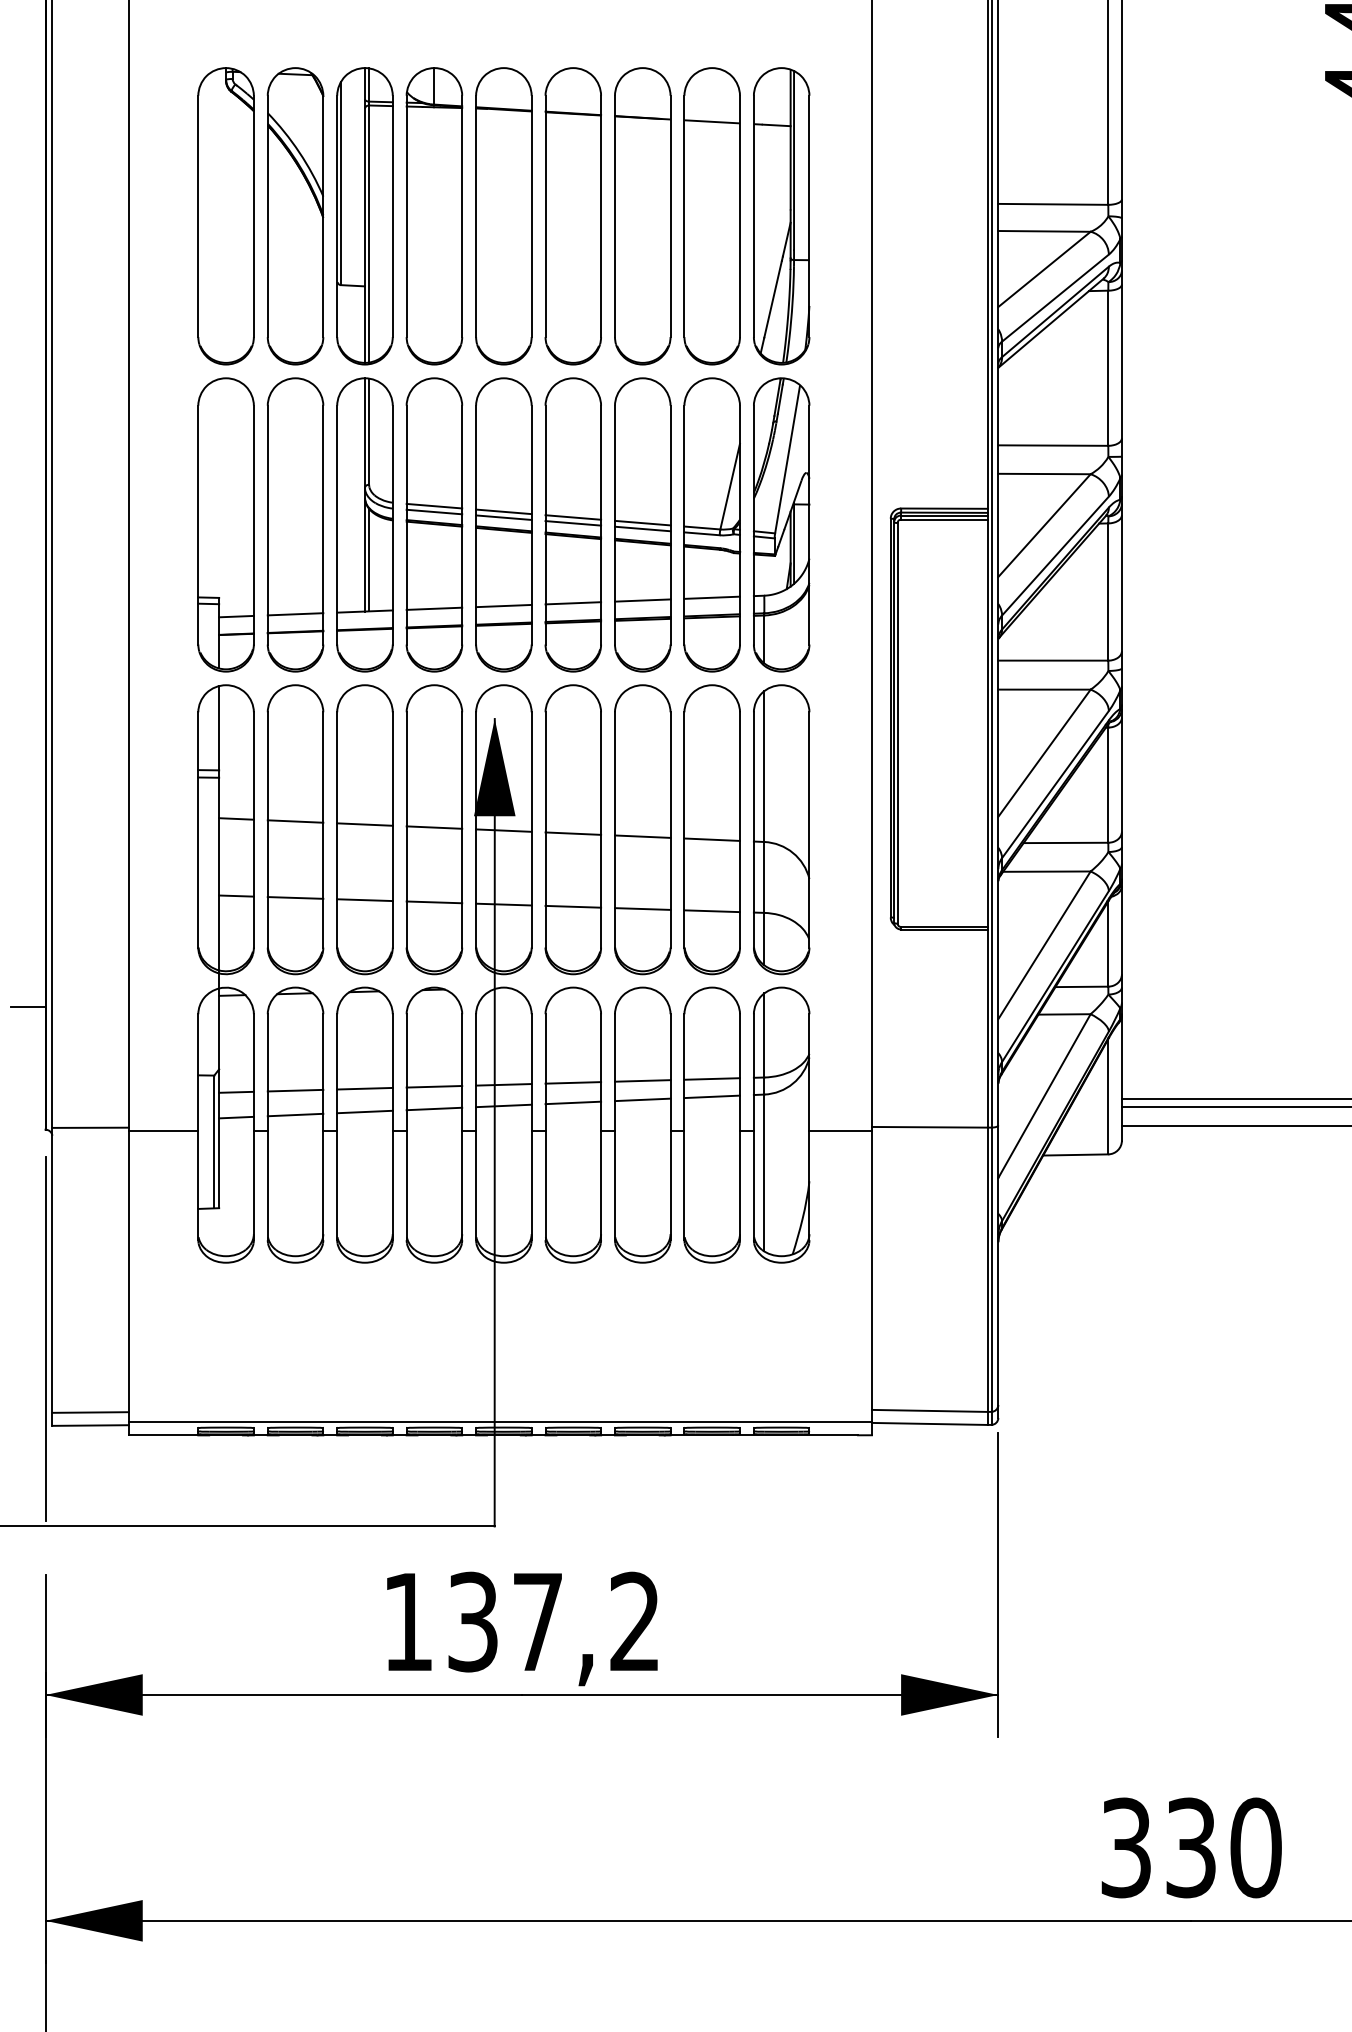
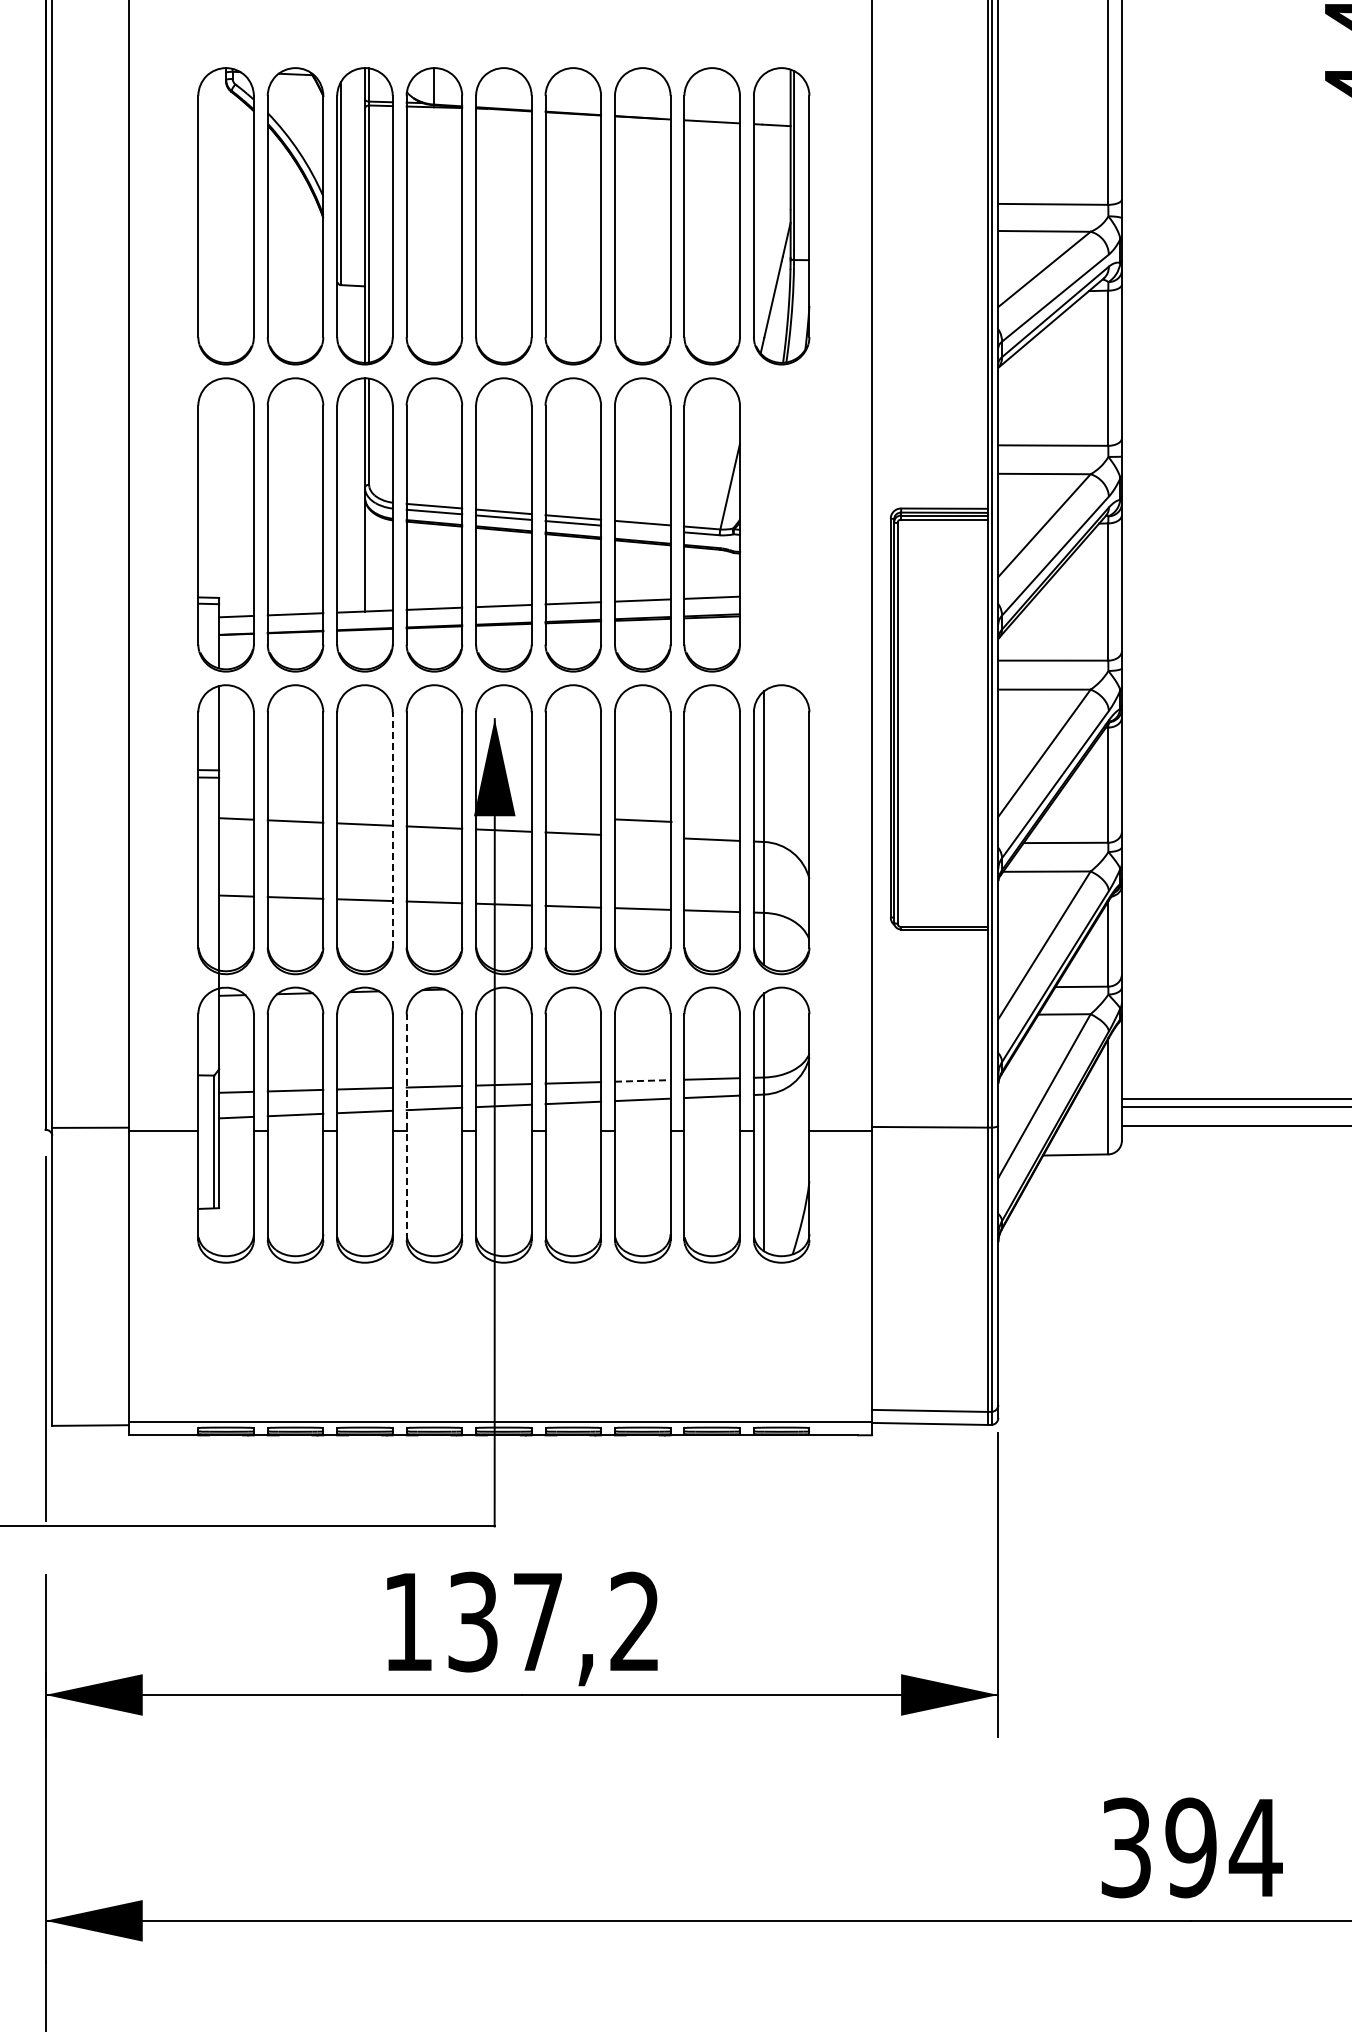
part: present -> none (781, 524)
line: present -> none (642, 528)
line: present -> none (369, 559)
line: solid -> dashed (392, 829)
line position: (642, 836) -> (643, 820) (643, 820)
line: present -> none (27, 1006)
line: solid -> dashed (642, 1080)
line: solid -> dashed (406, 1127)
line: present -> none (90, 1412)
text: 330 -> 394 (1223, 1847)
